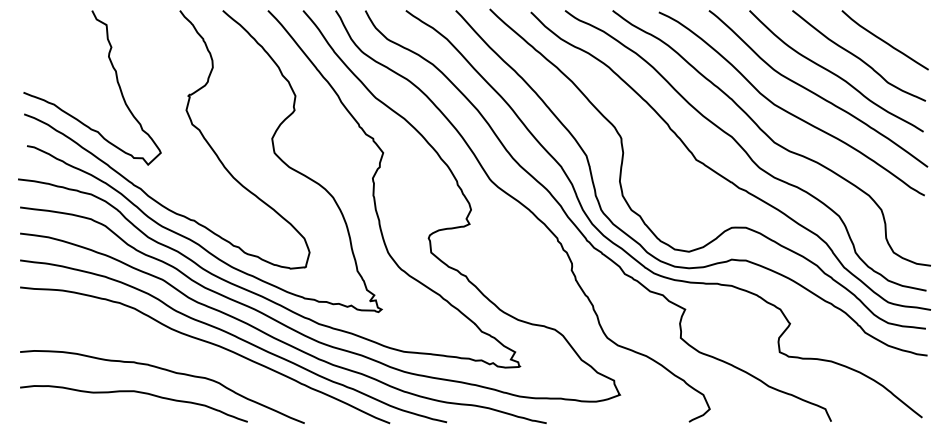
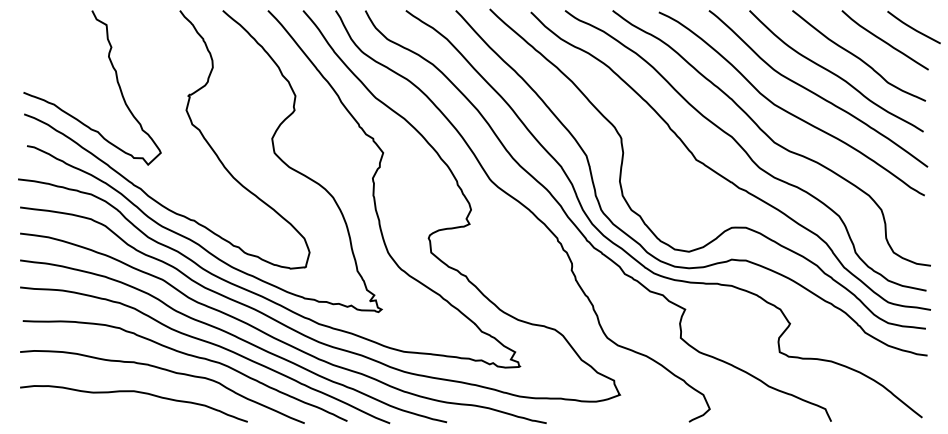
curve: none -> present (913, 27)
curve: none -> present (186, 355)
